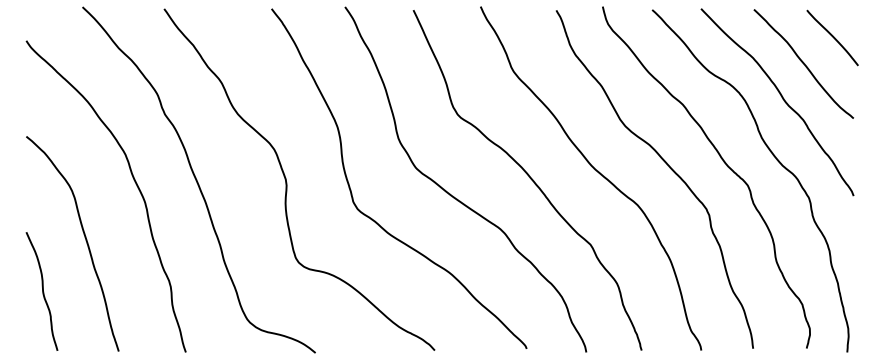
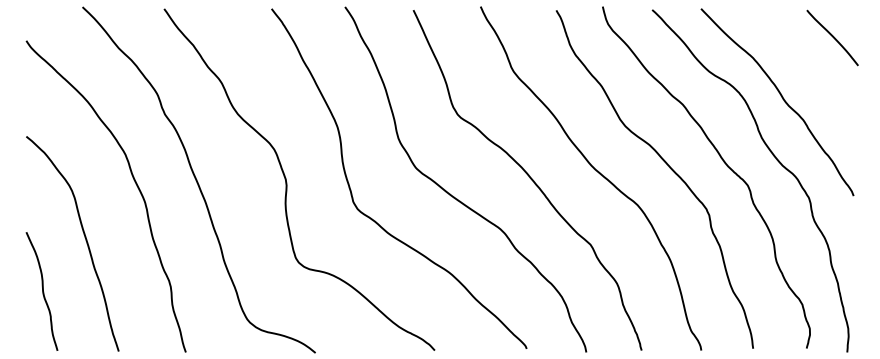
curve: present -> none (803, 63)
